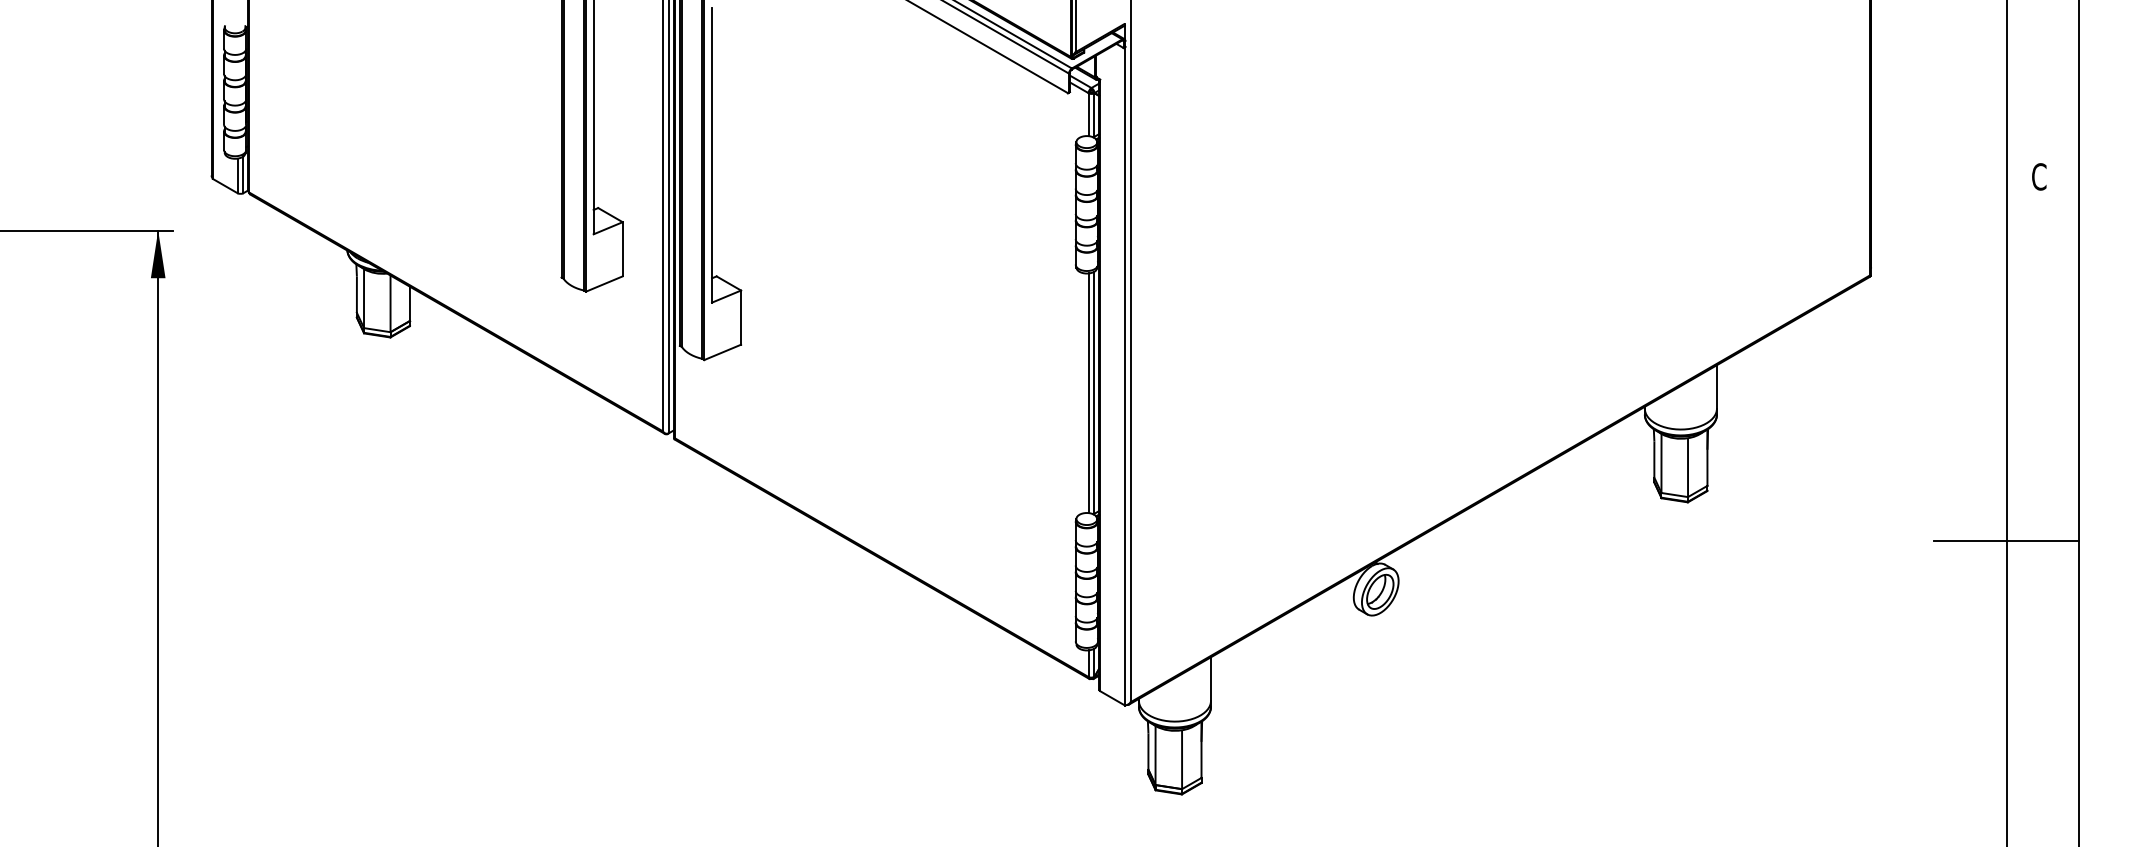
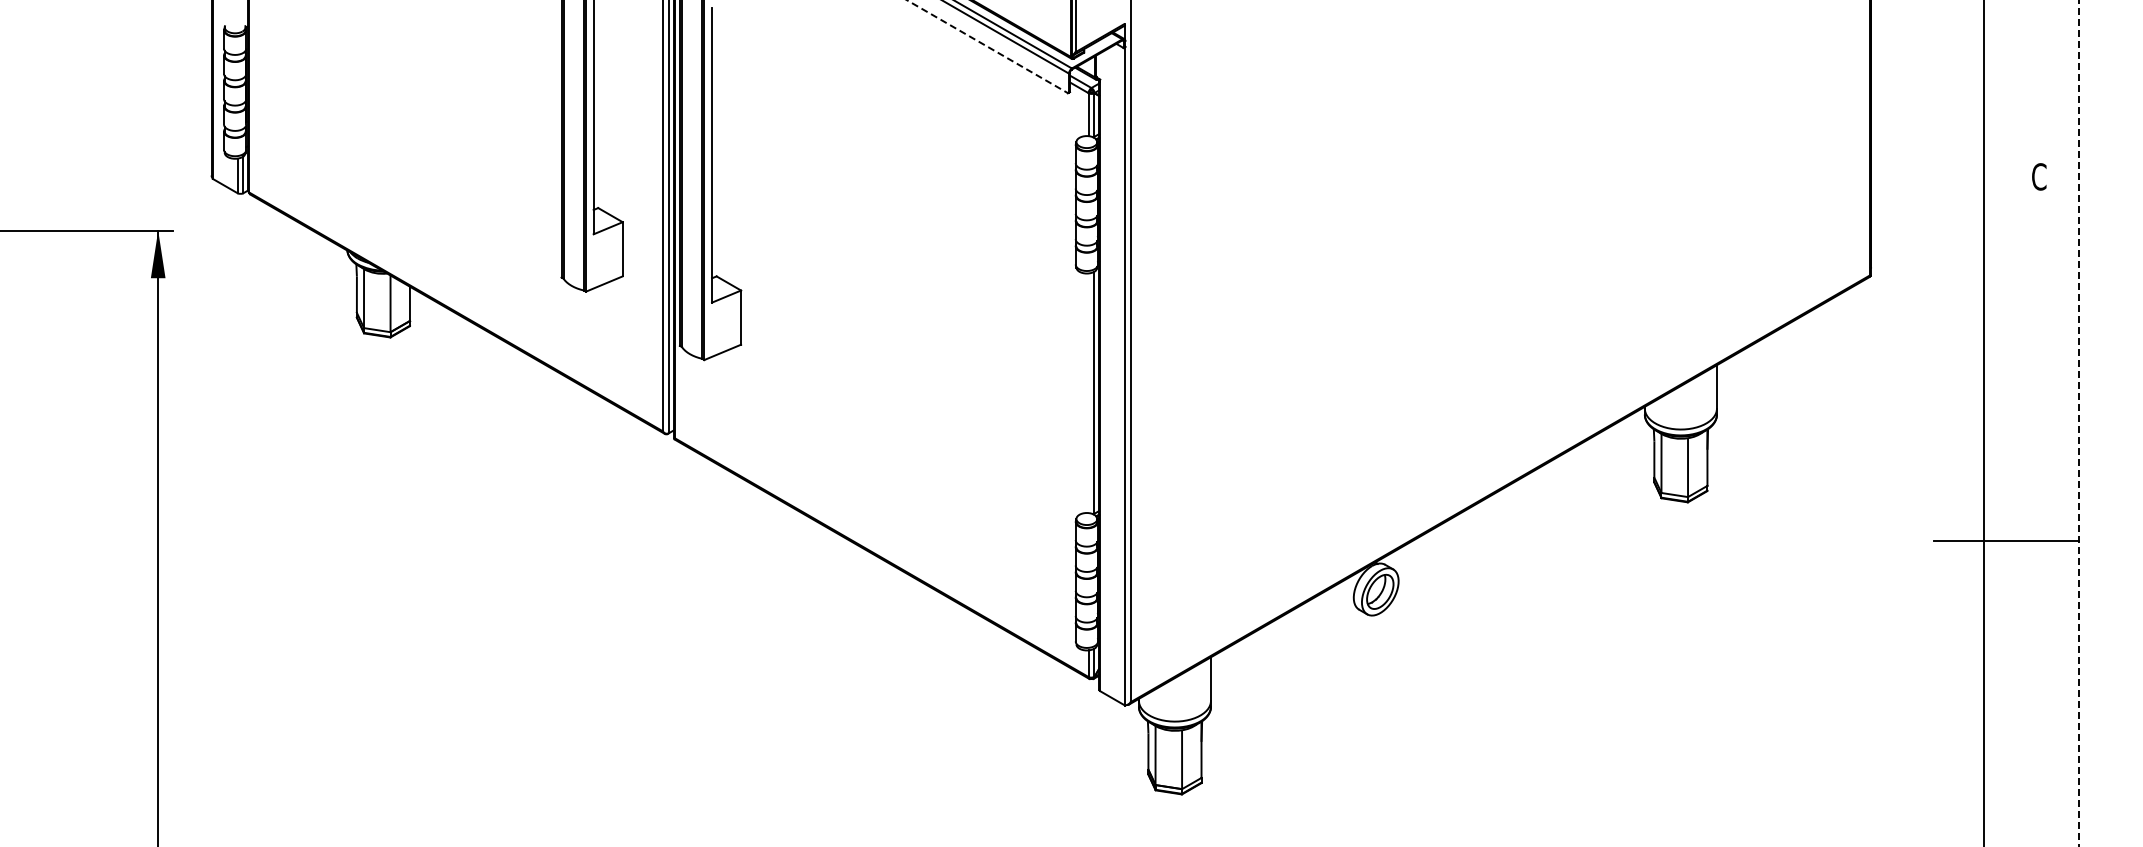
line: solid -> dashed (987, 46)
line: present -> none (1088, 393)
line position: (2006, 422) -> (1983, 422) (1983, 422)
line: solid -> dashed (2078, 423)
